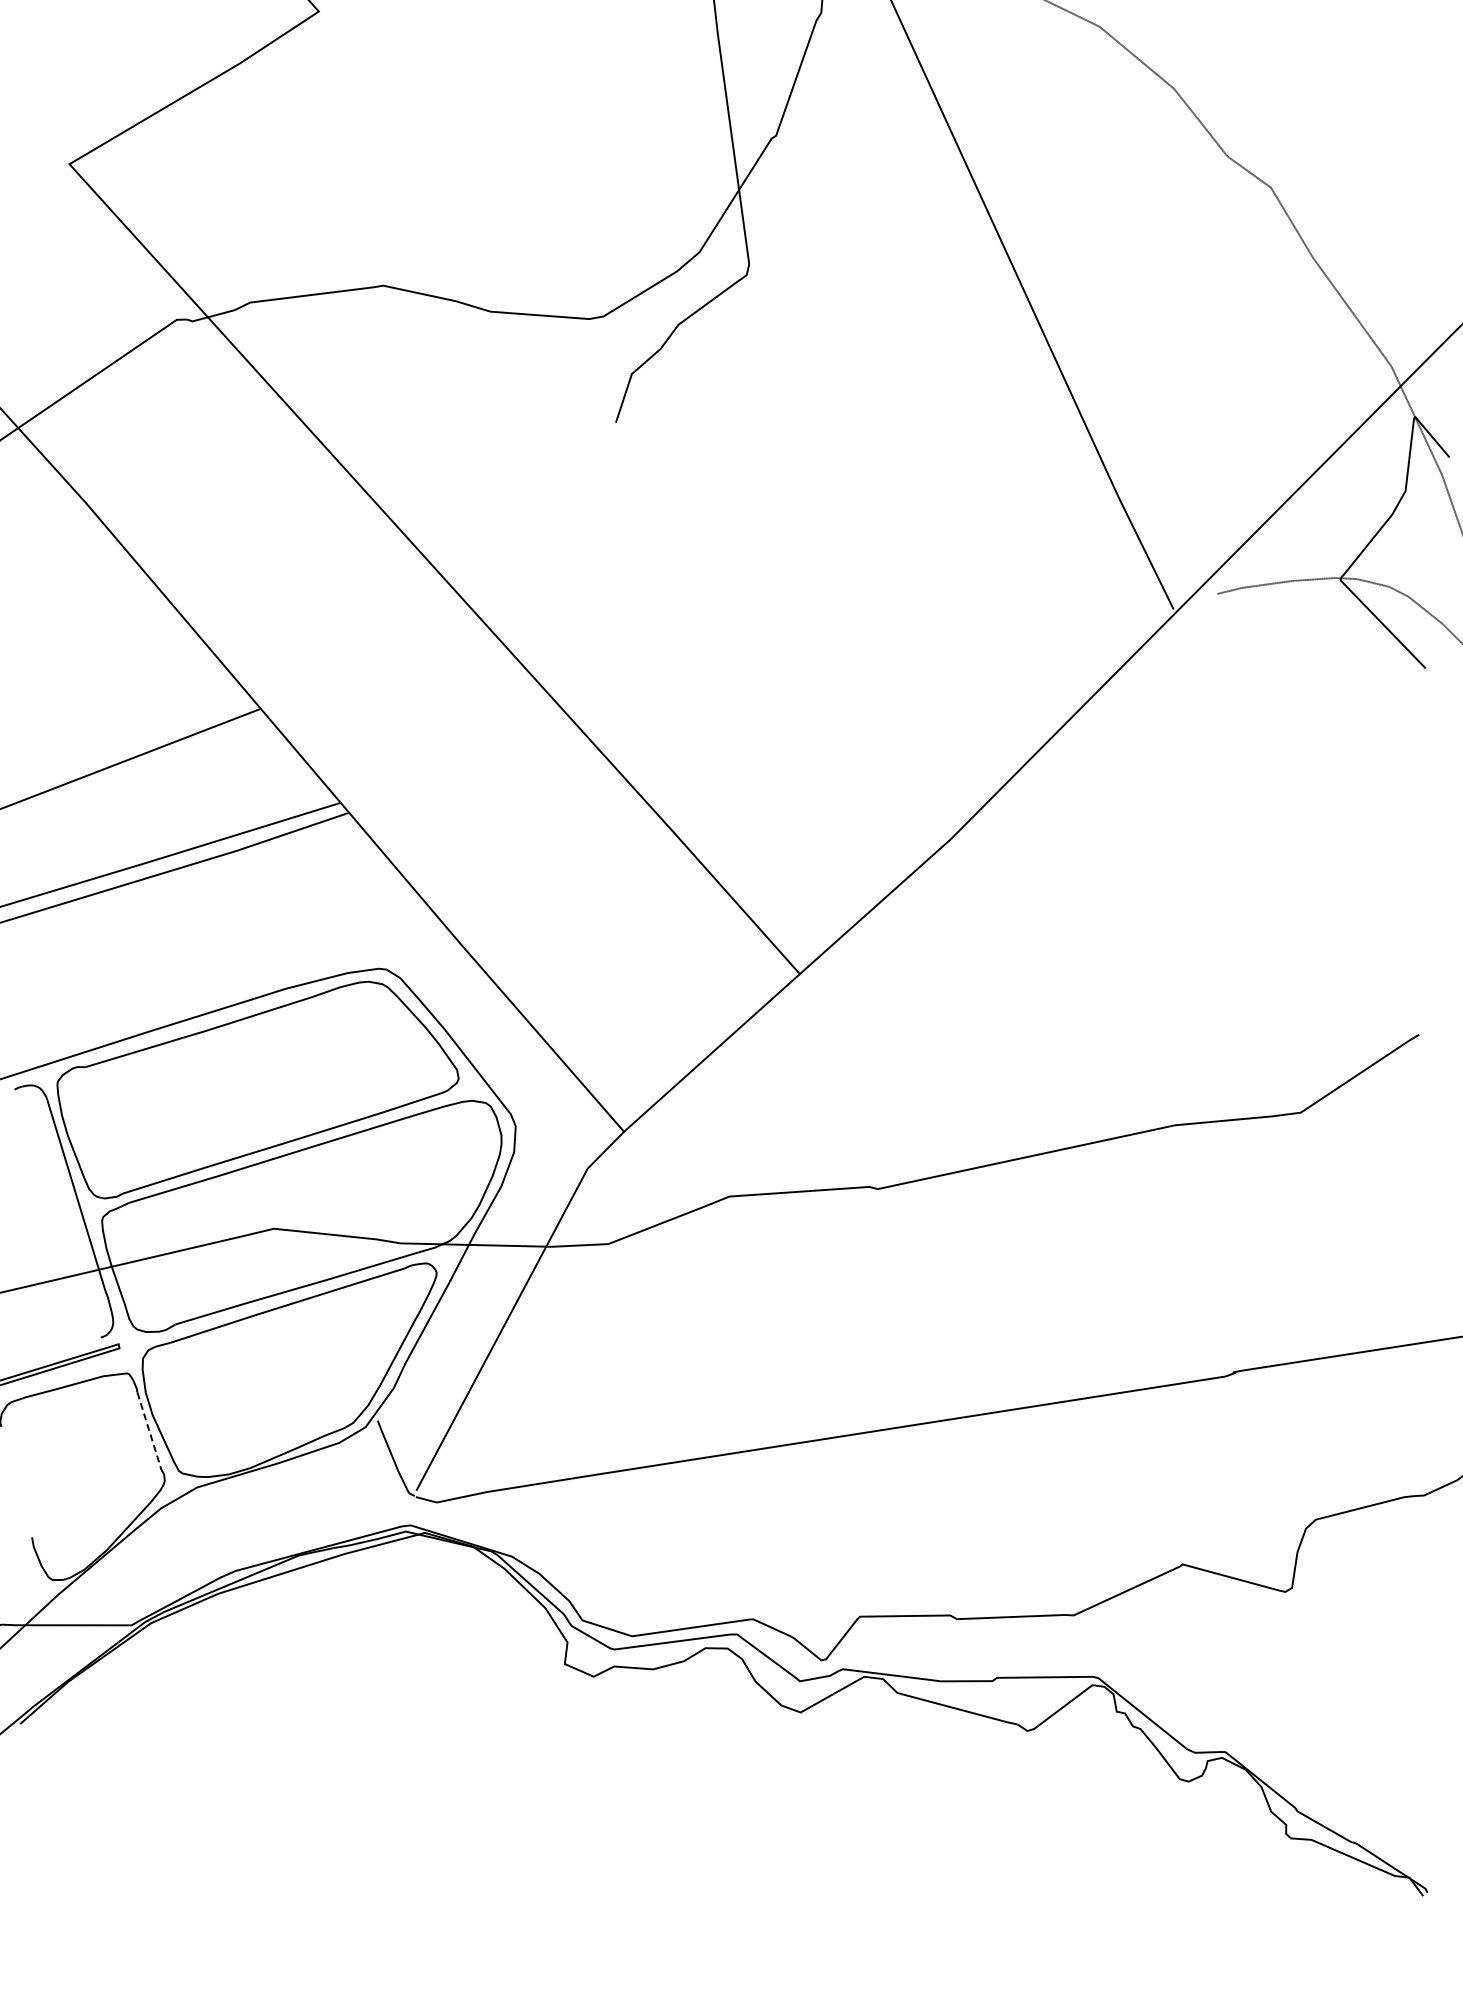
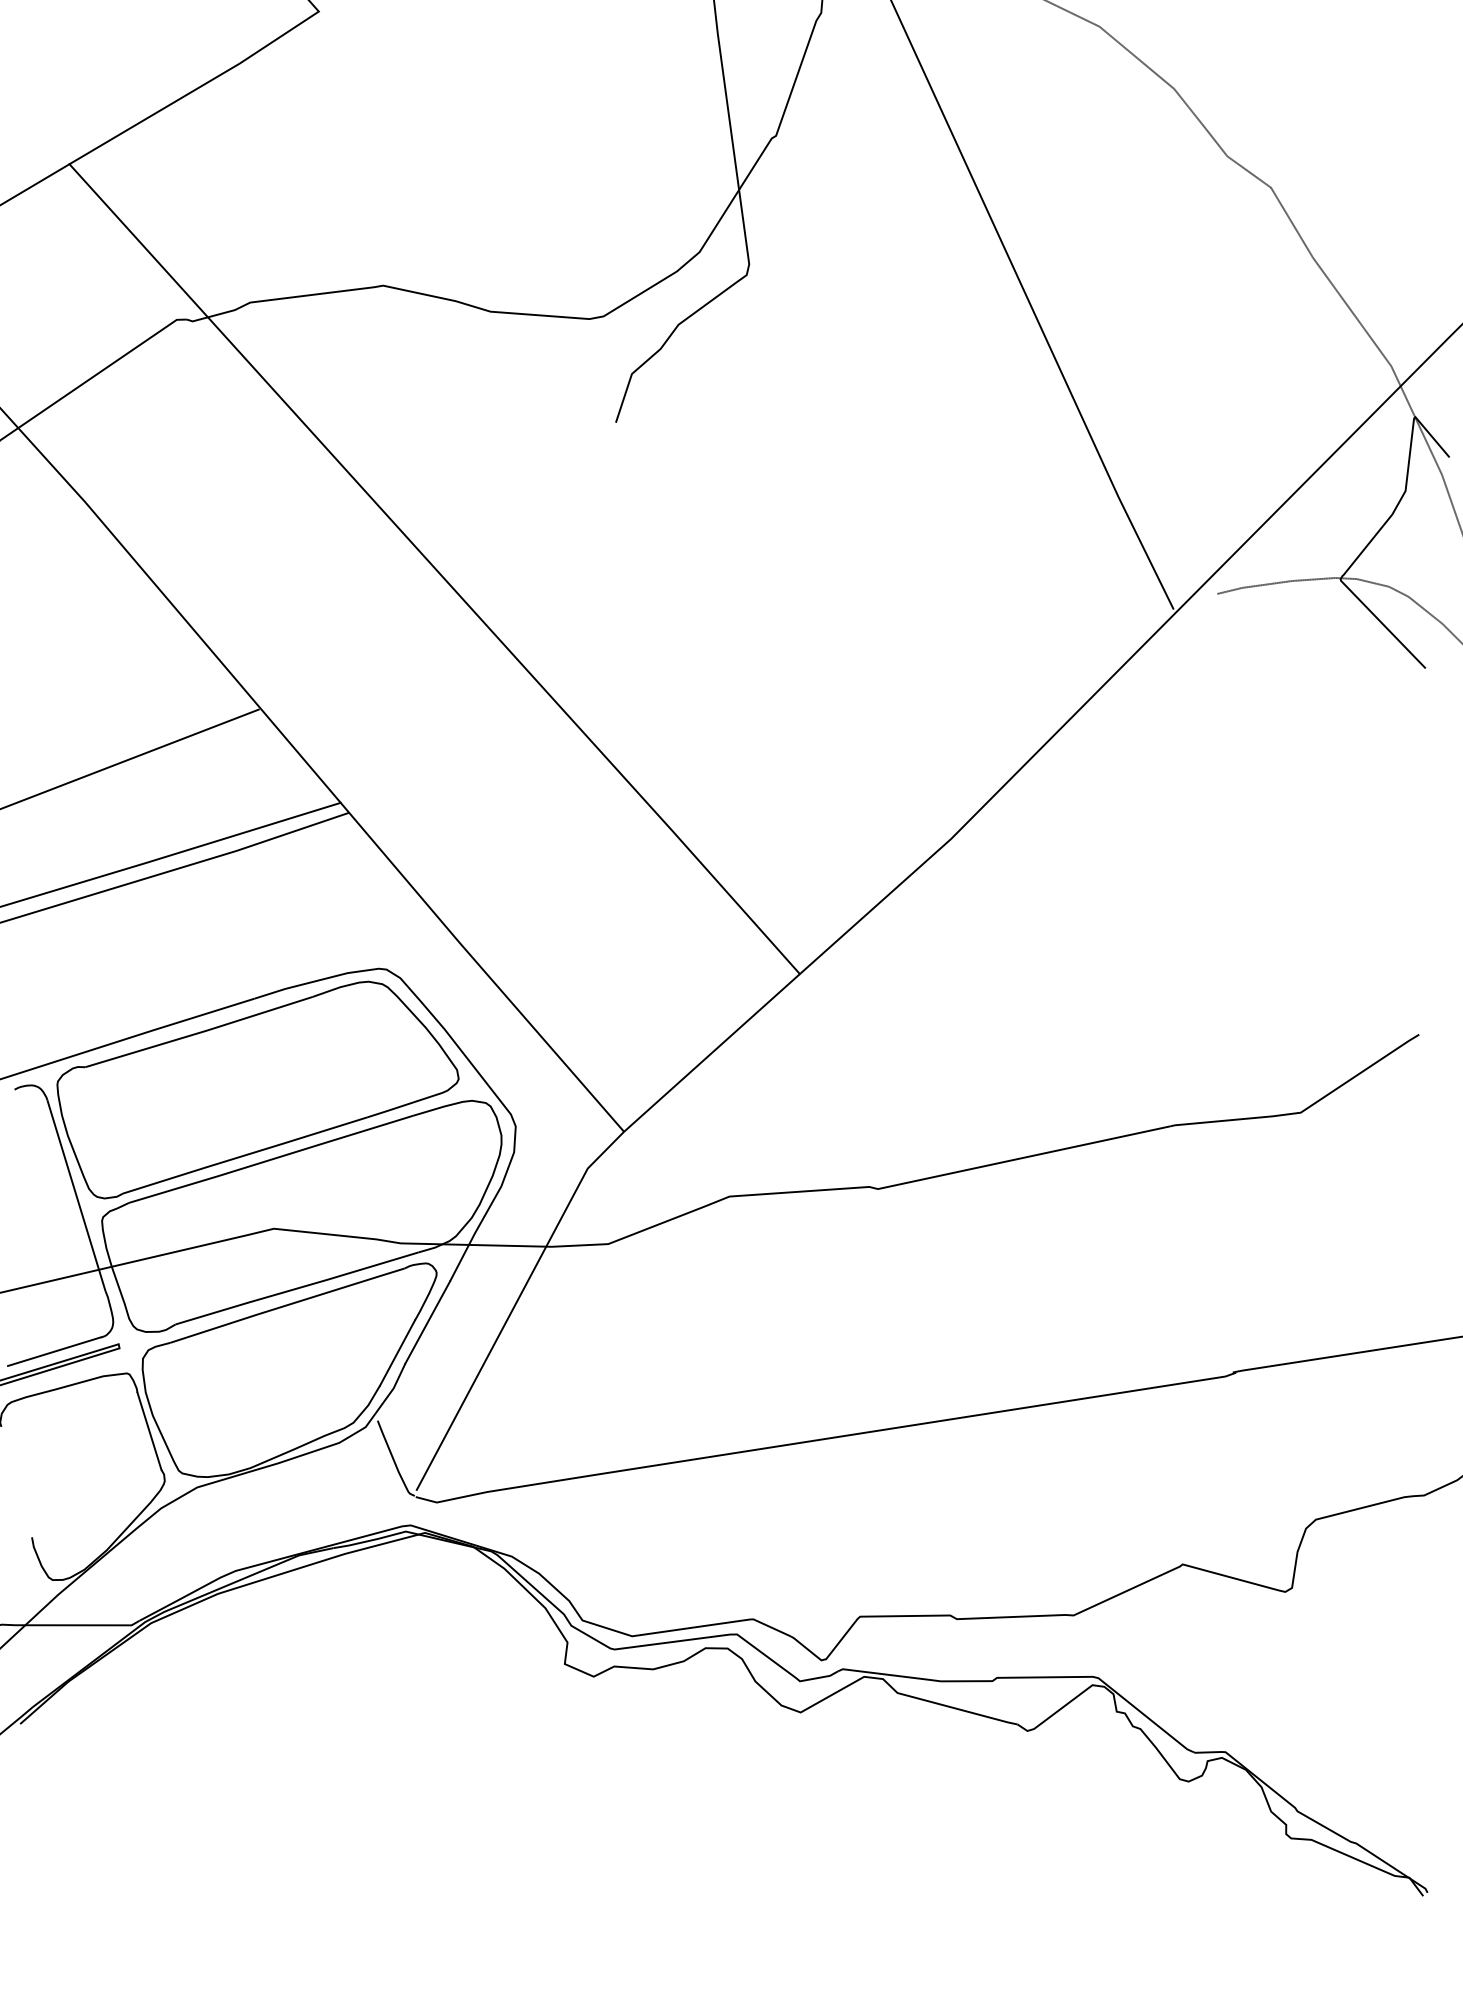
line: none -> present (35, 184)
line: none -> present (54, 1351)
line: dashed -> solid (149, 1431)
